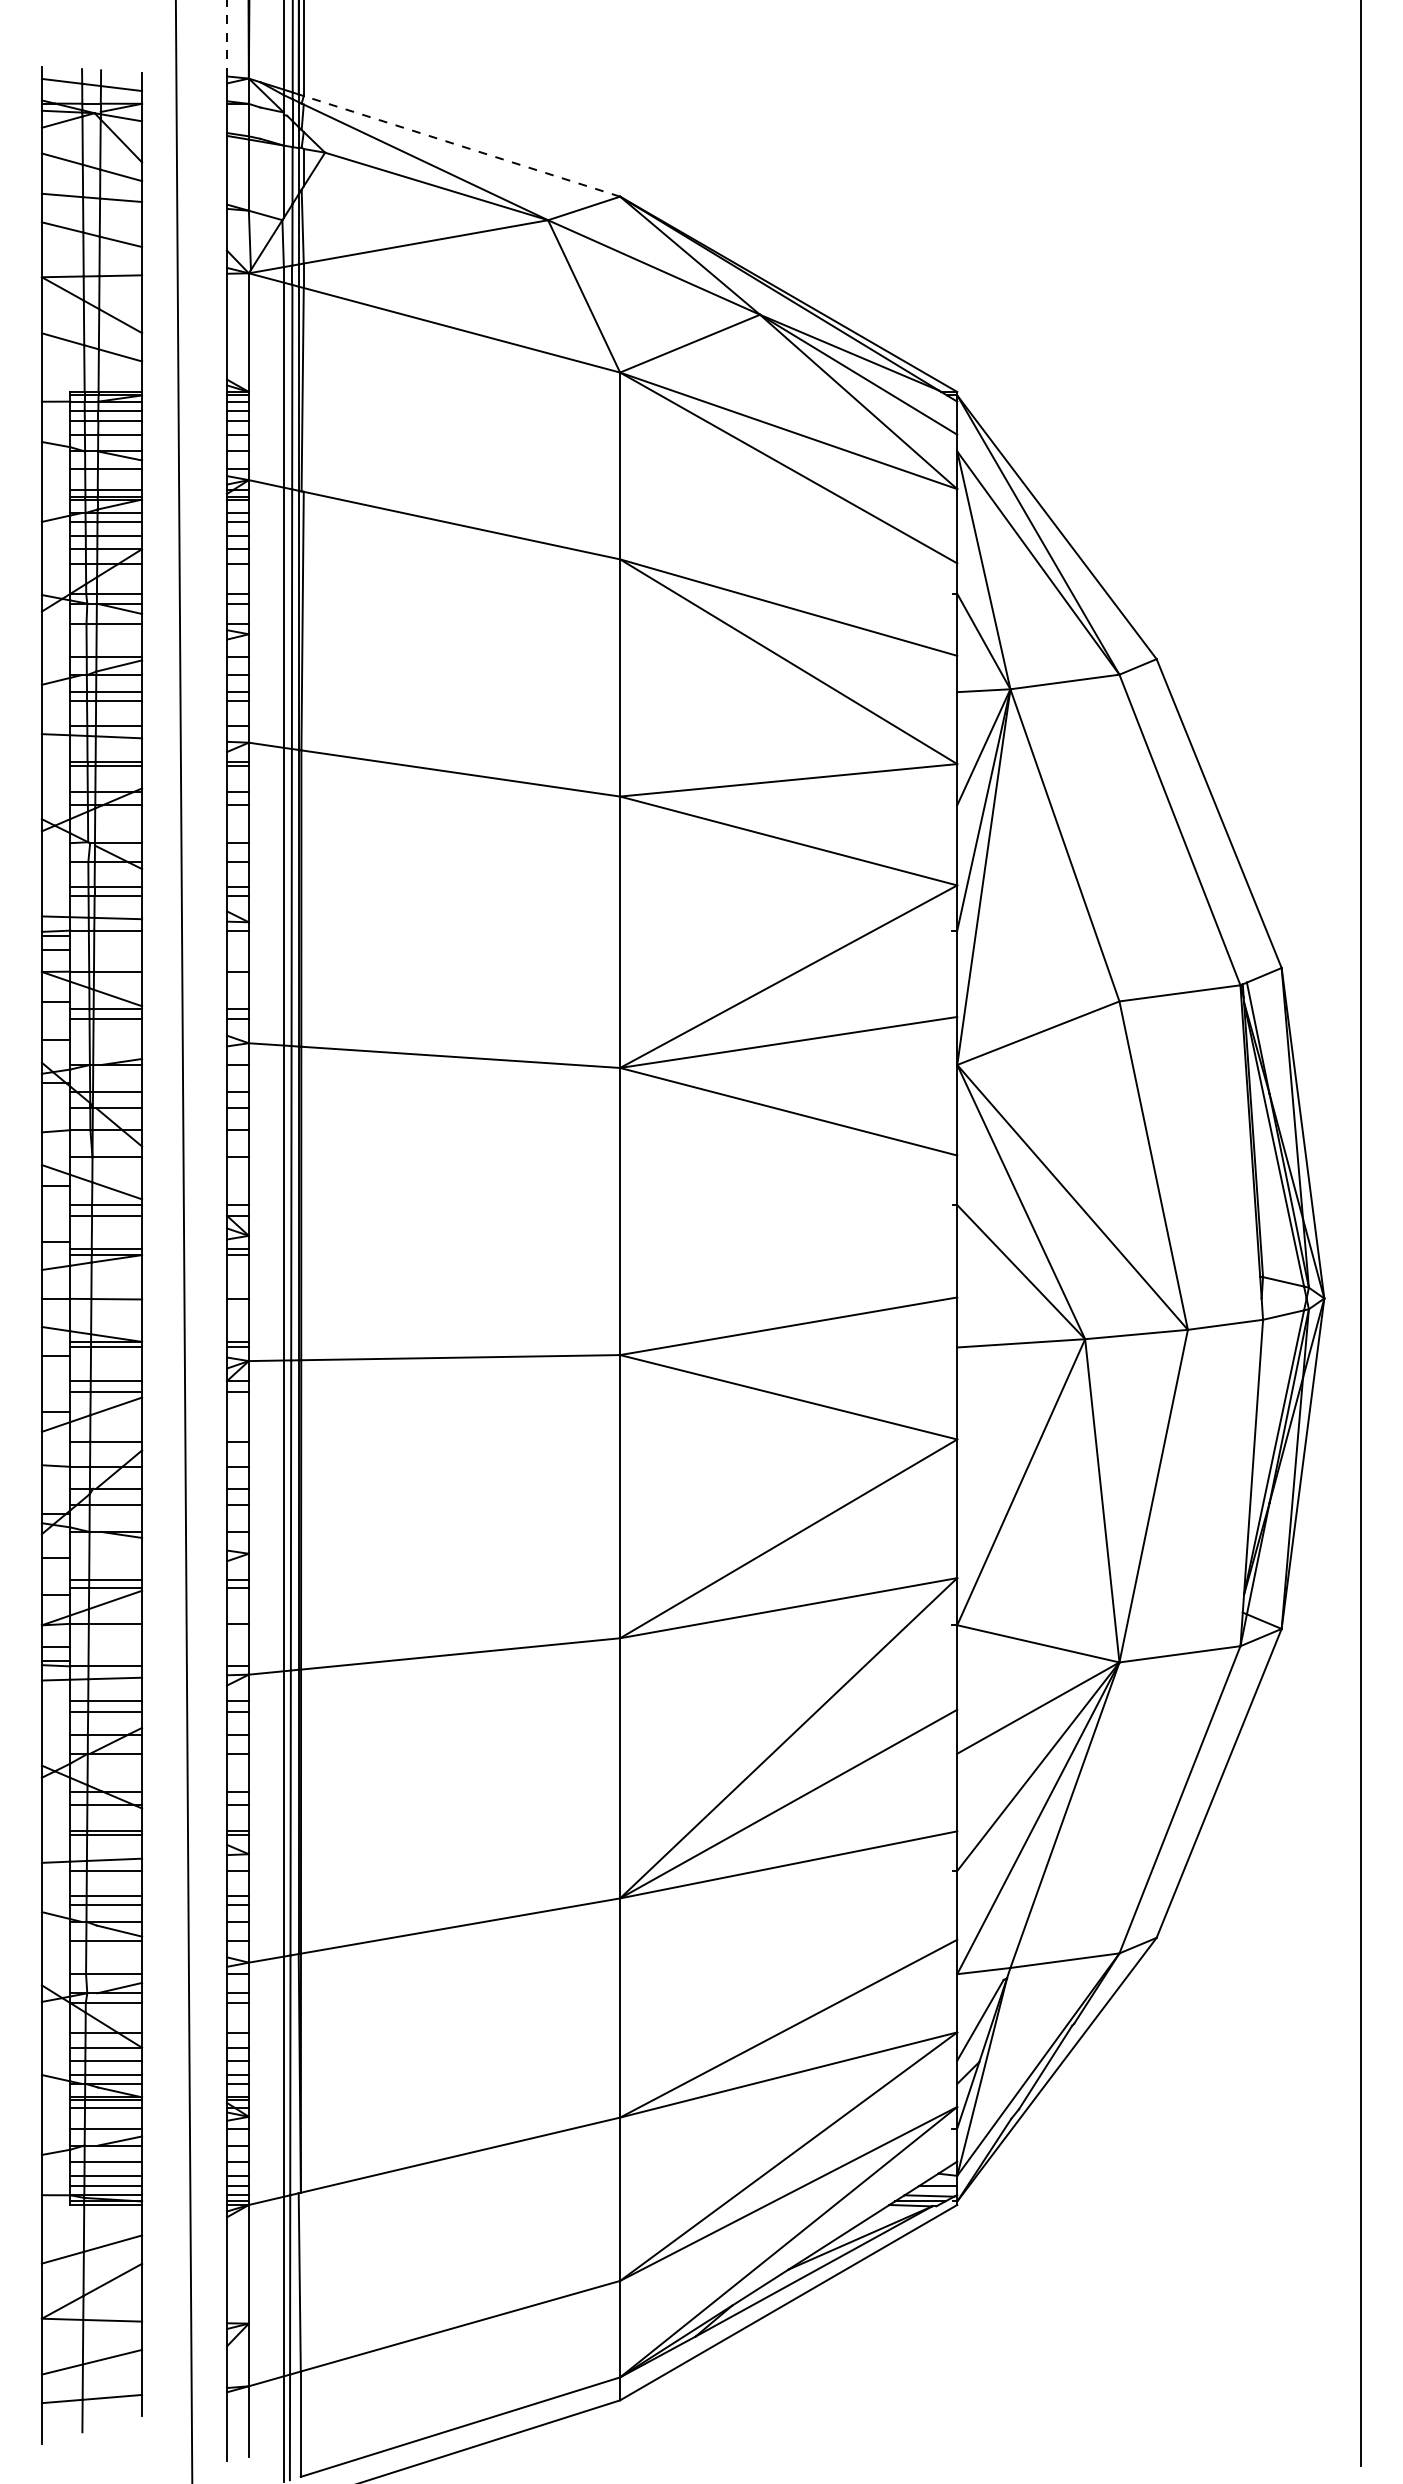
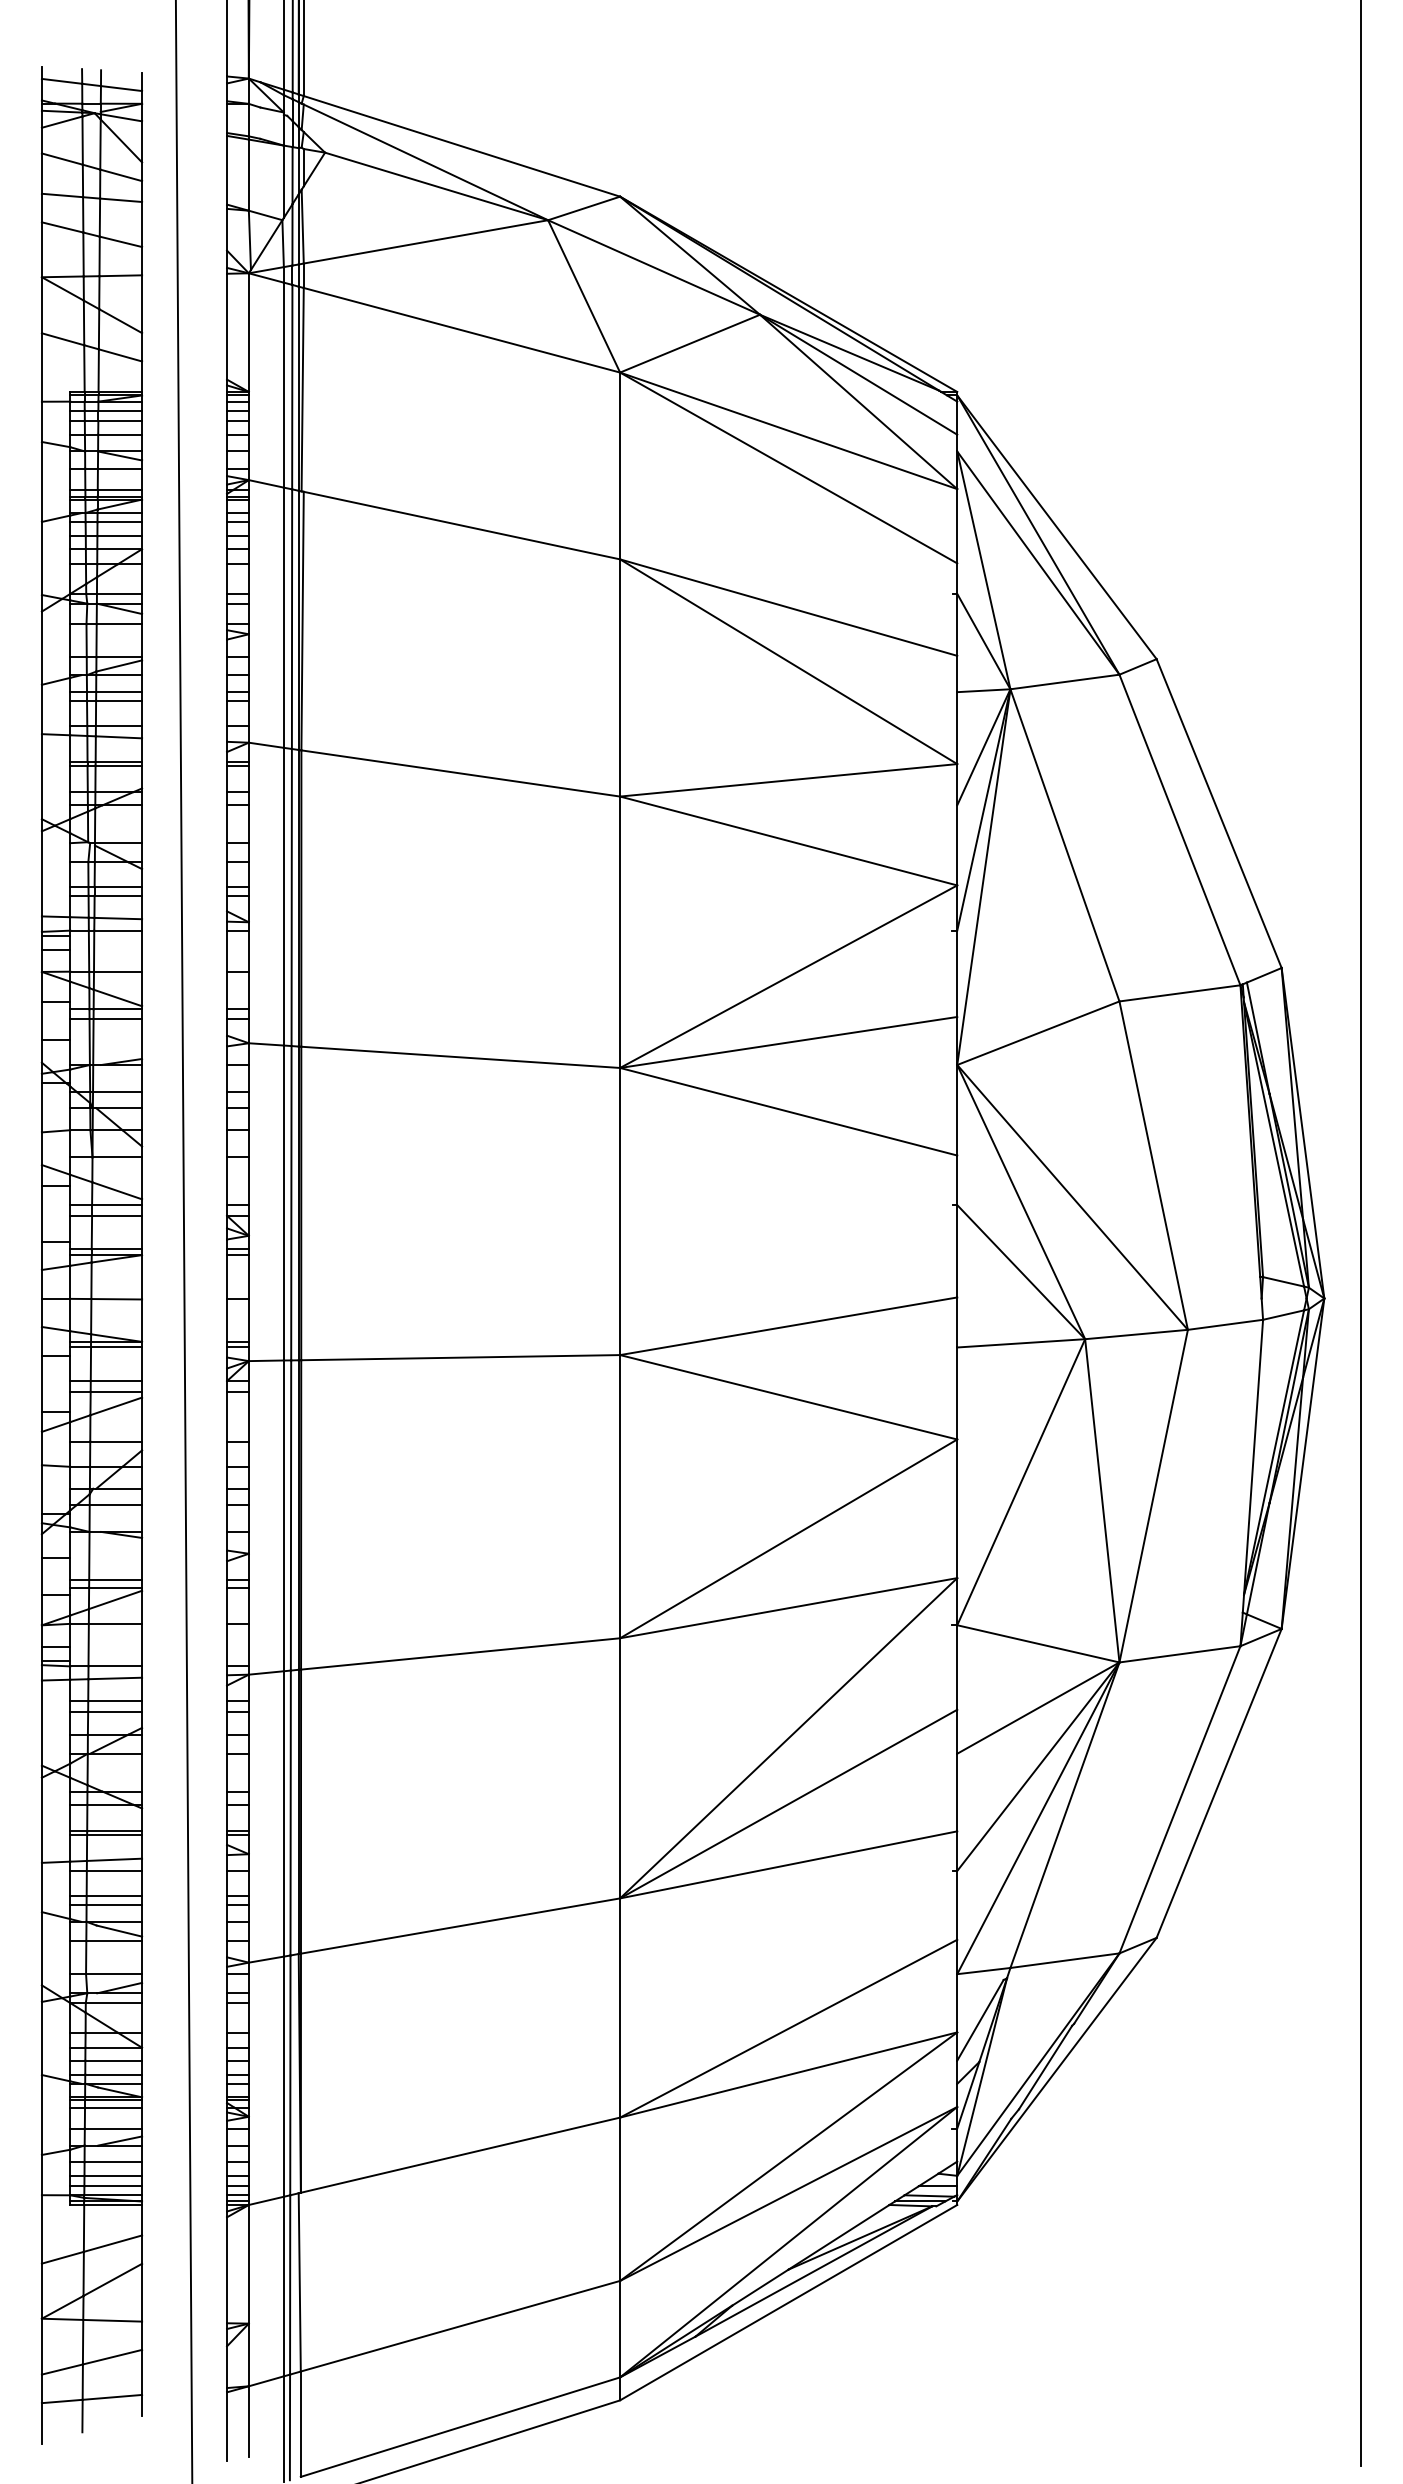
line: dashed -> solid (227, 38)
line: dashed -> solid (461, 146)
